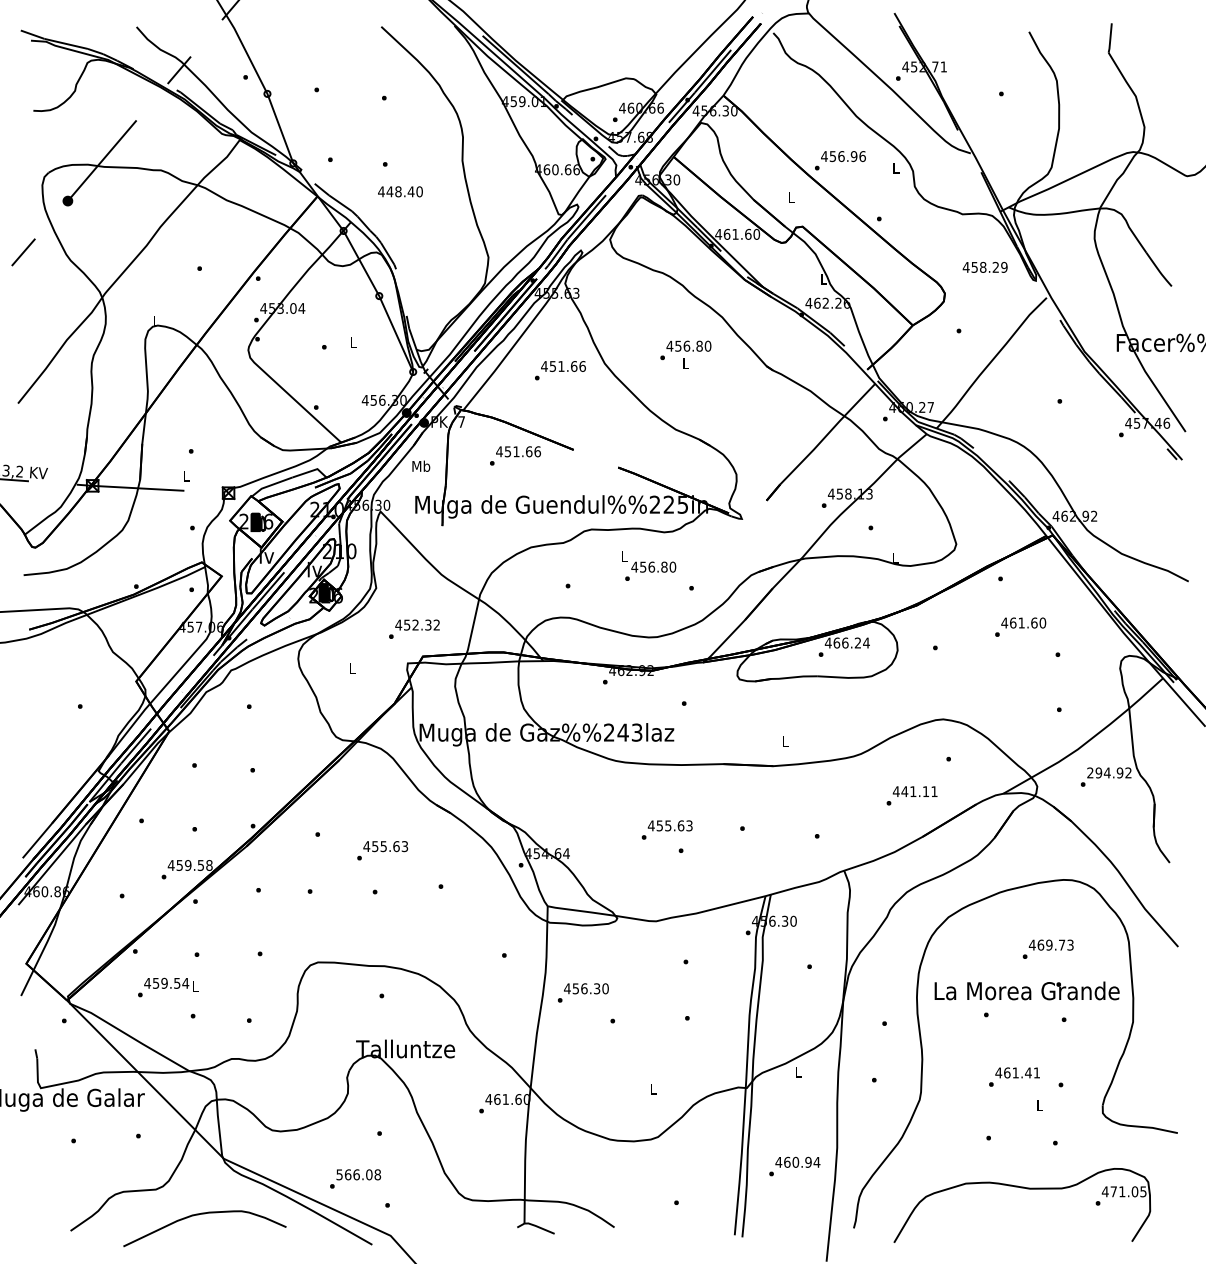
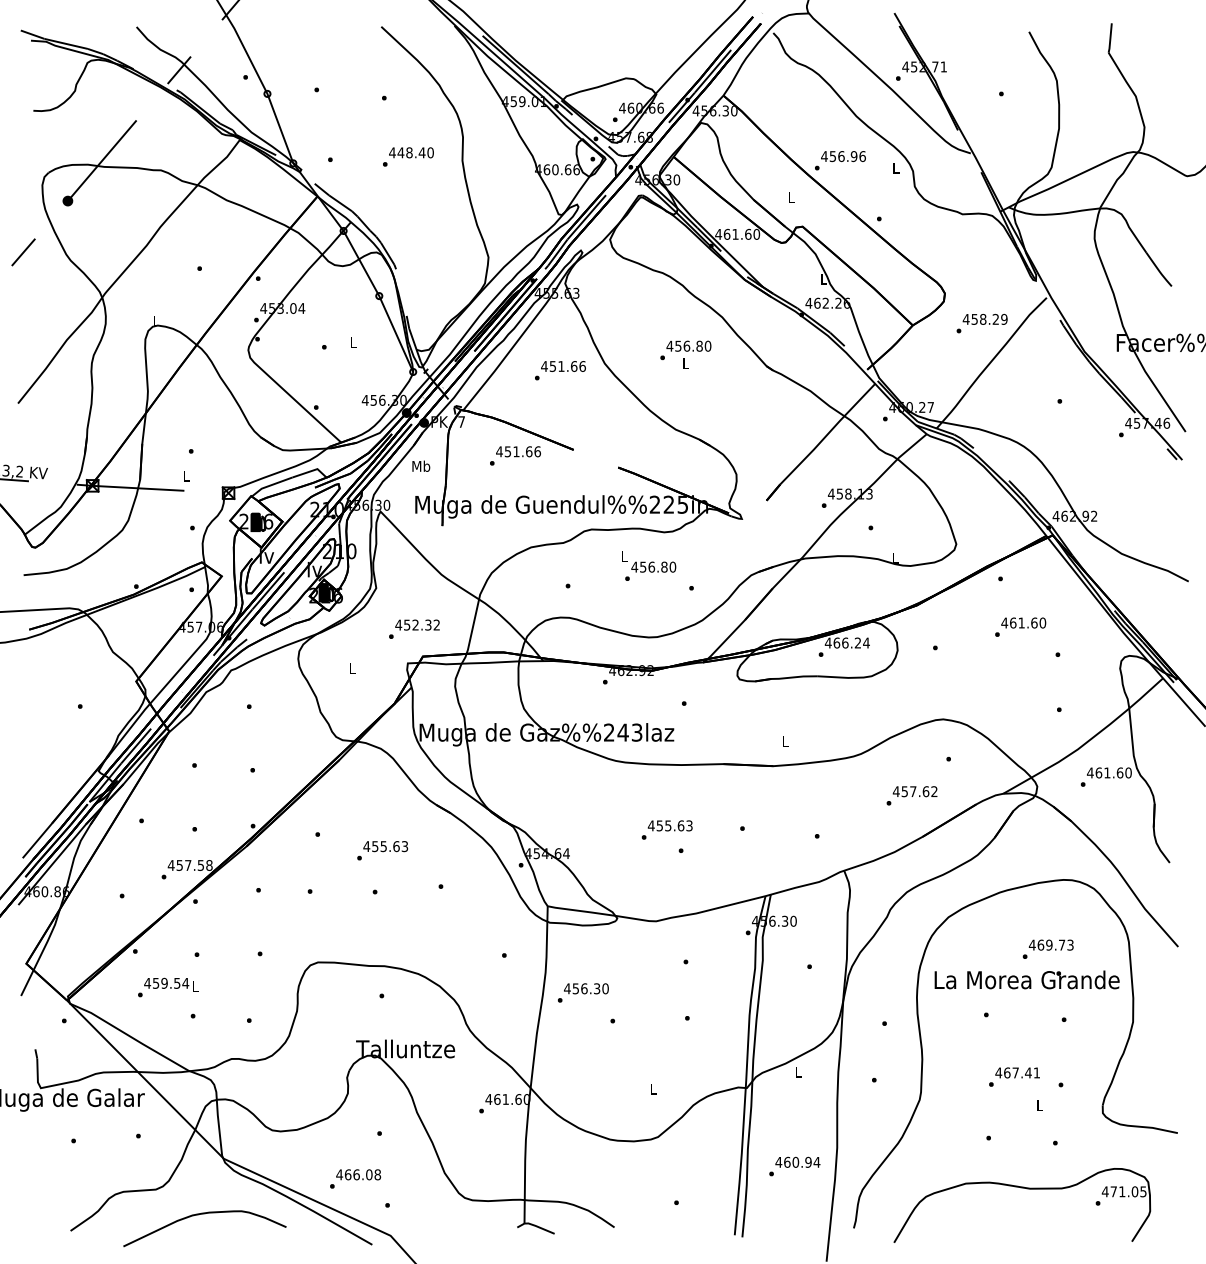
text position: (400, 191) -> (411, 152) (411, 152)
text position: (984, 266) -> (984, 318) (984, 318)
text: 294.92 -> 461.60 (1109, 772)
text: 441.11 -> 457.62 (919, 791)
text: 459.58 -> 457.58 (188, 865)
text position: (1026, 990) -> (1026, 979) (1026, 979)
text: 461.41 -> 467.41 (1015, 1072)
text: 566.08 -> 466.08 (339, 1174)
